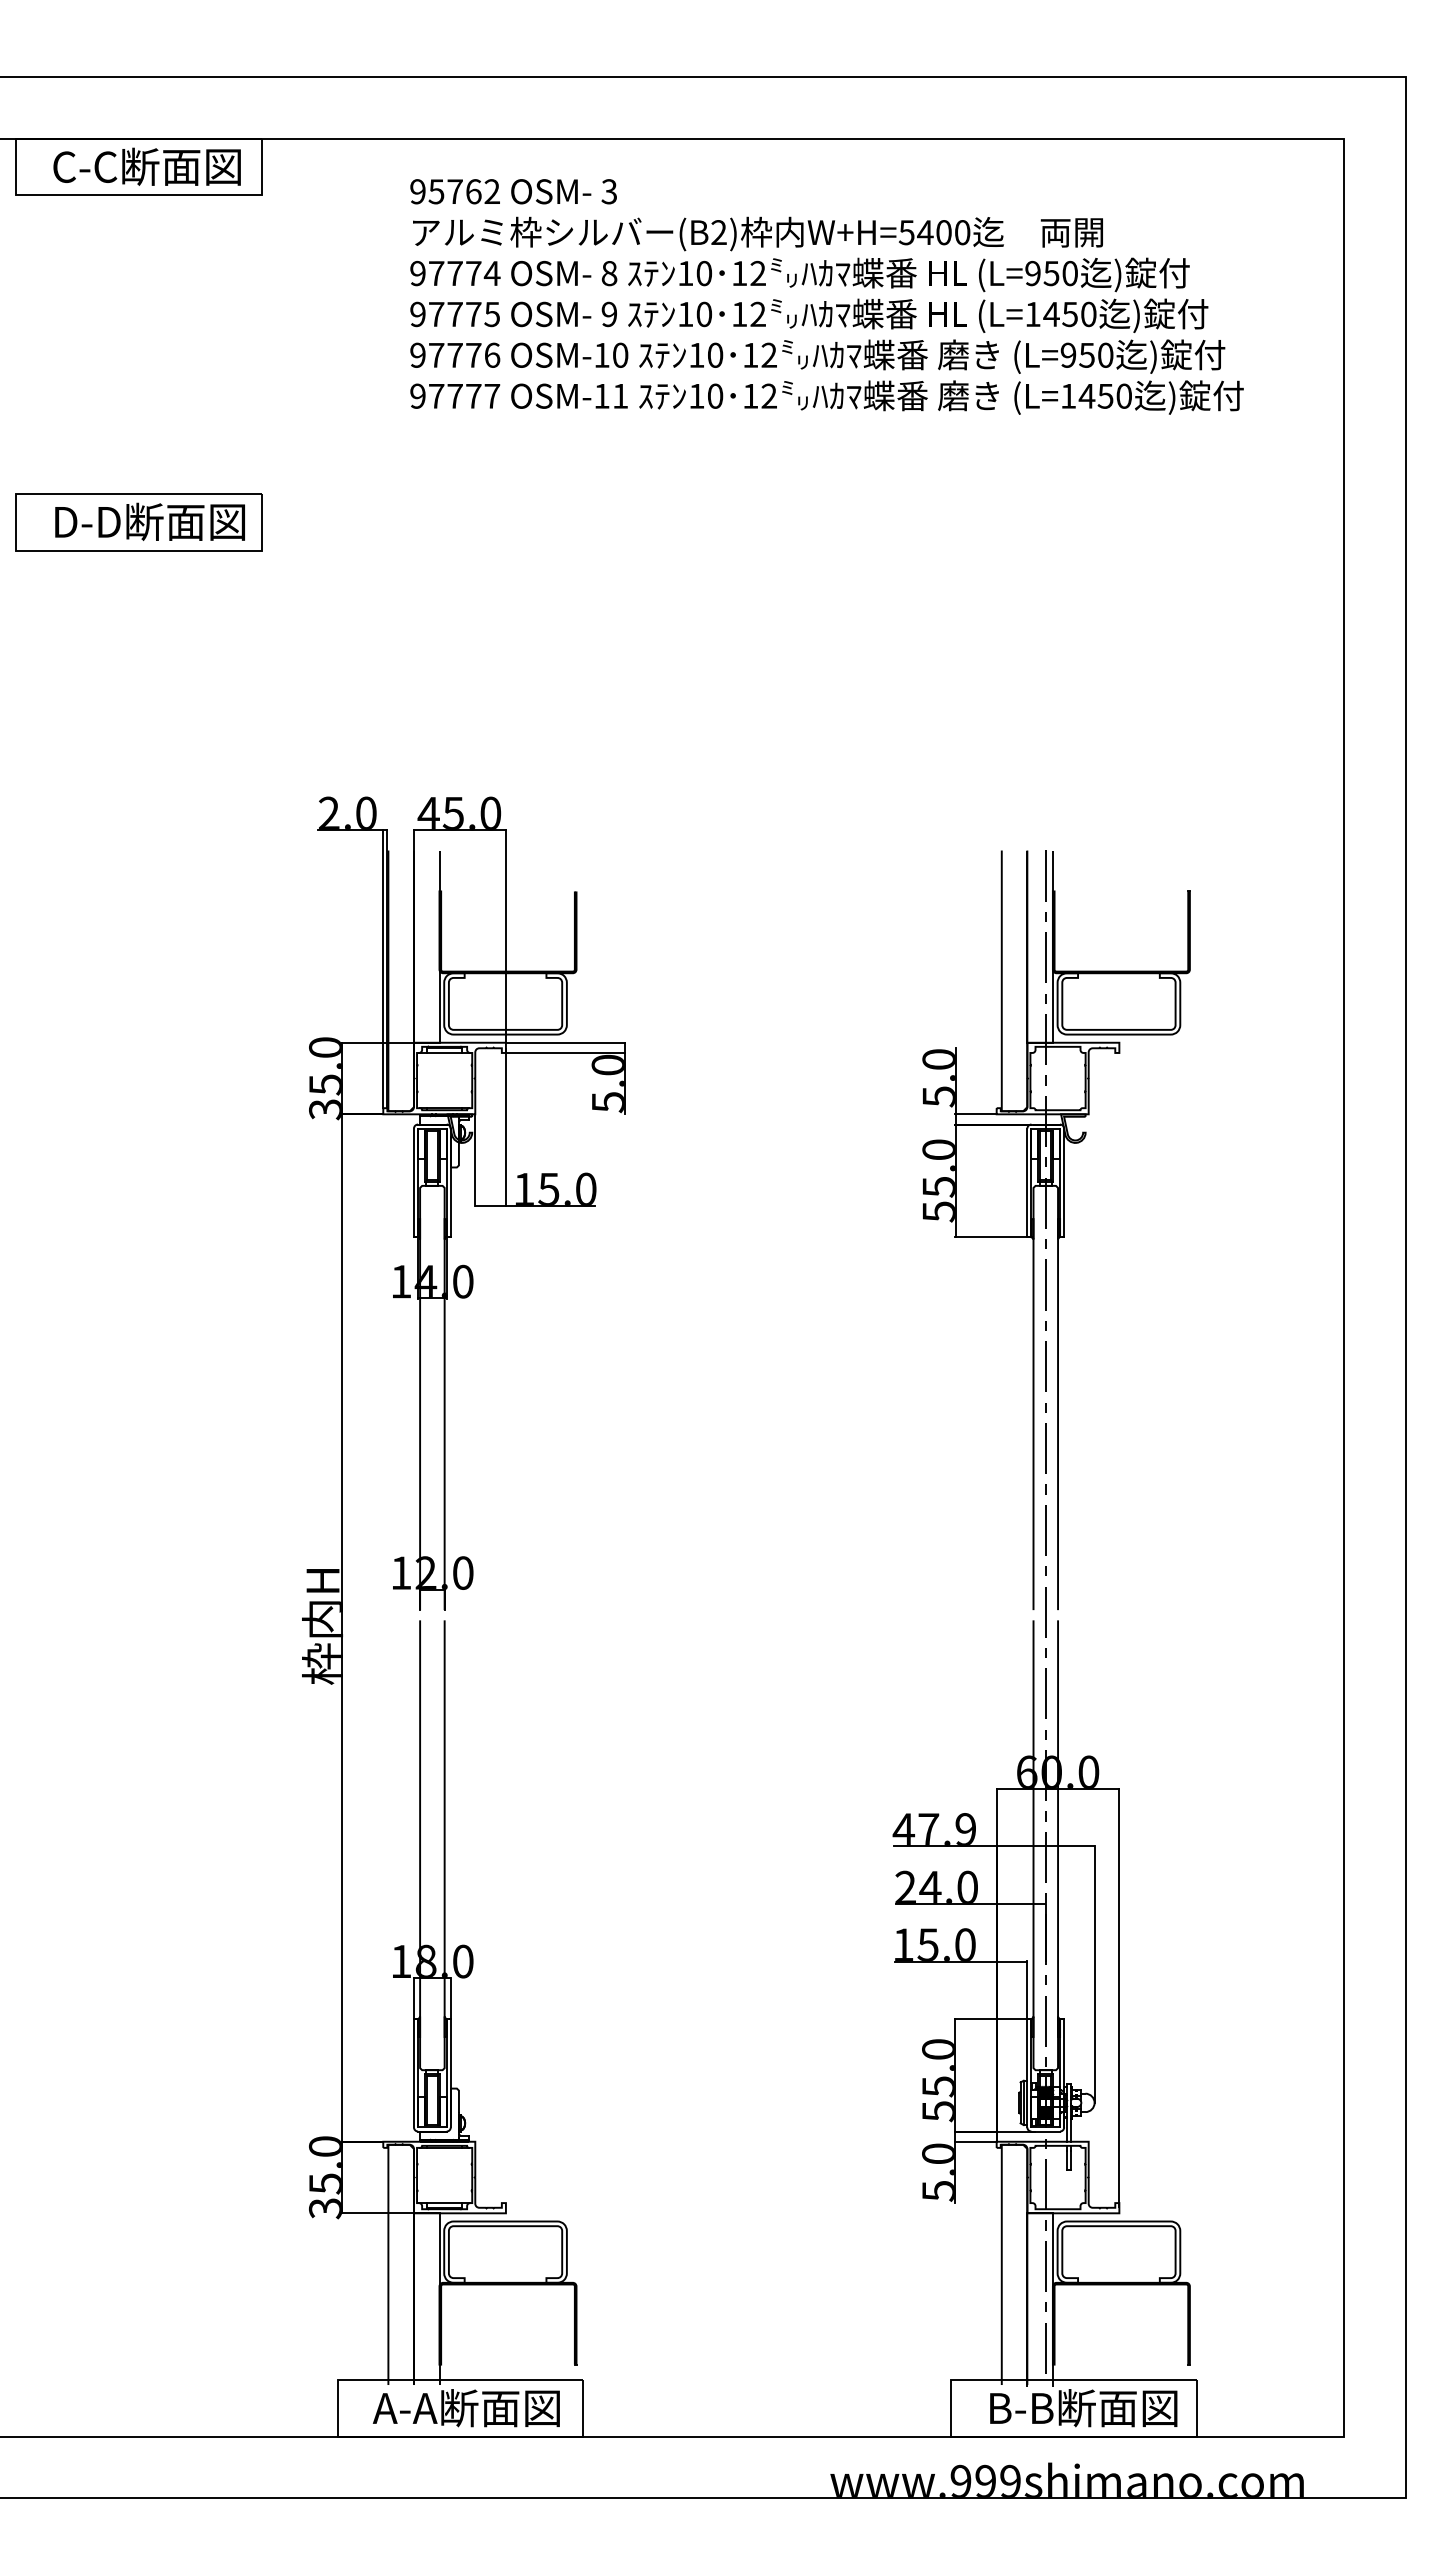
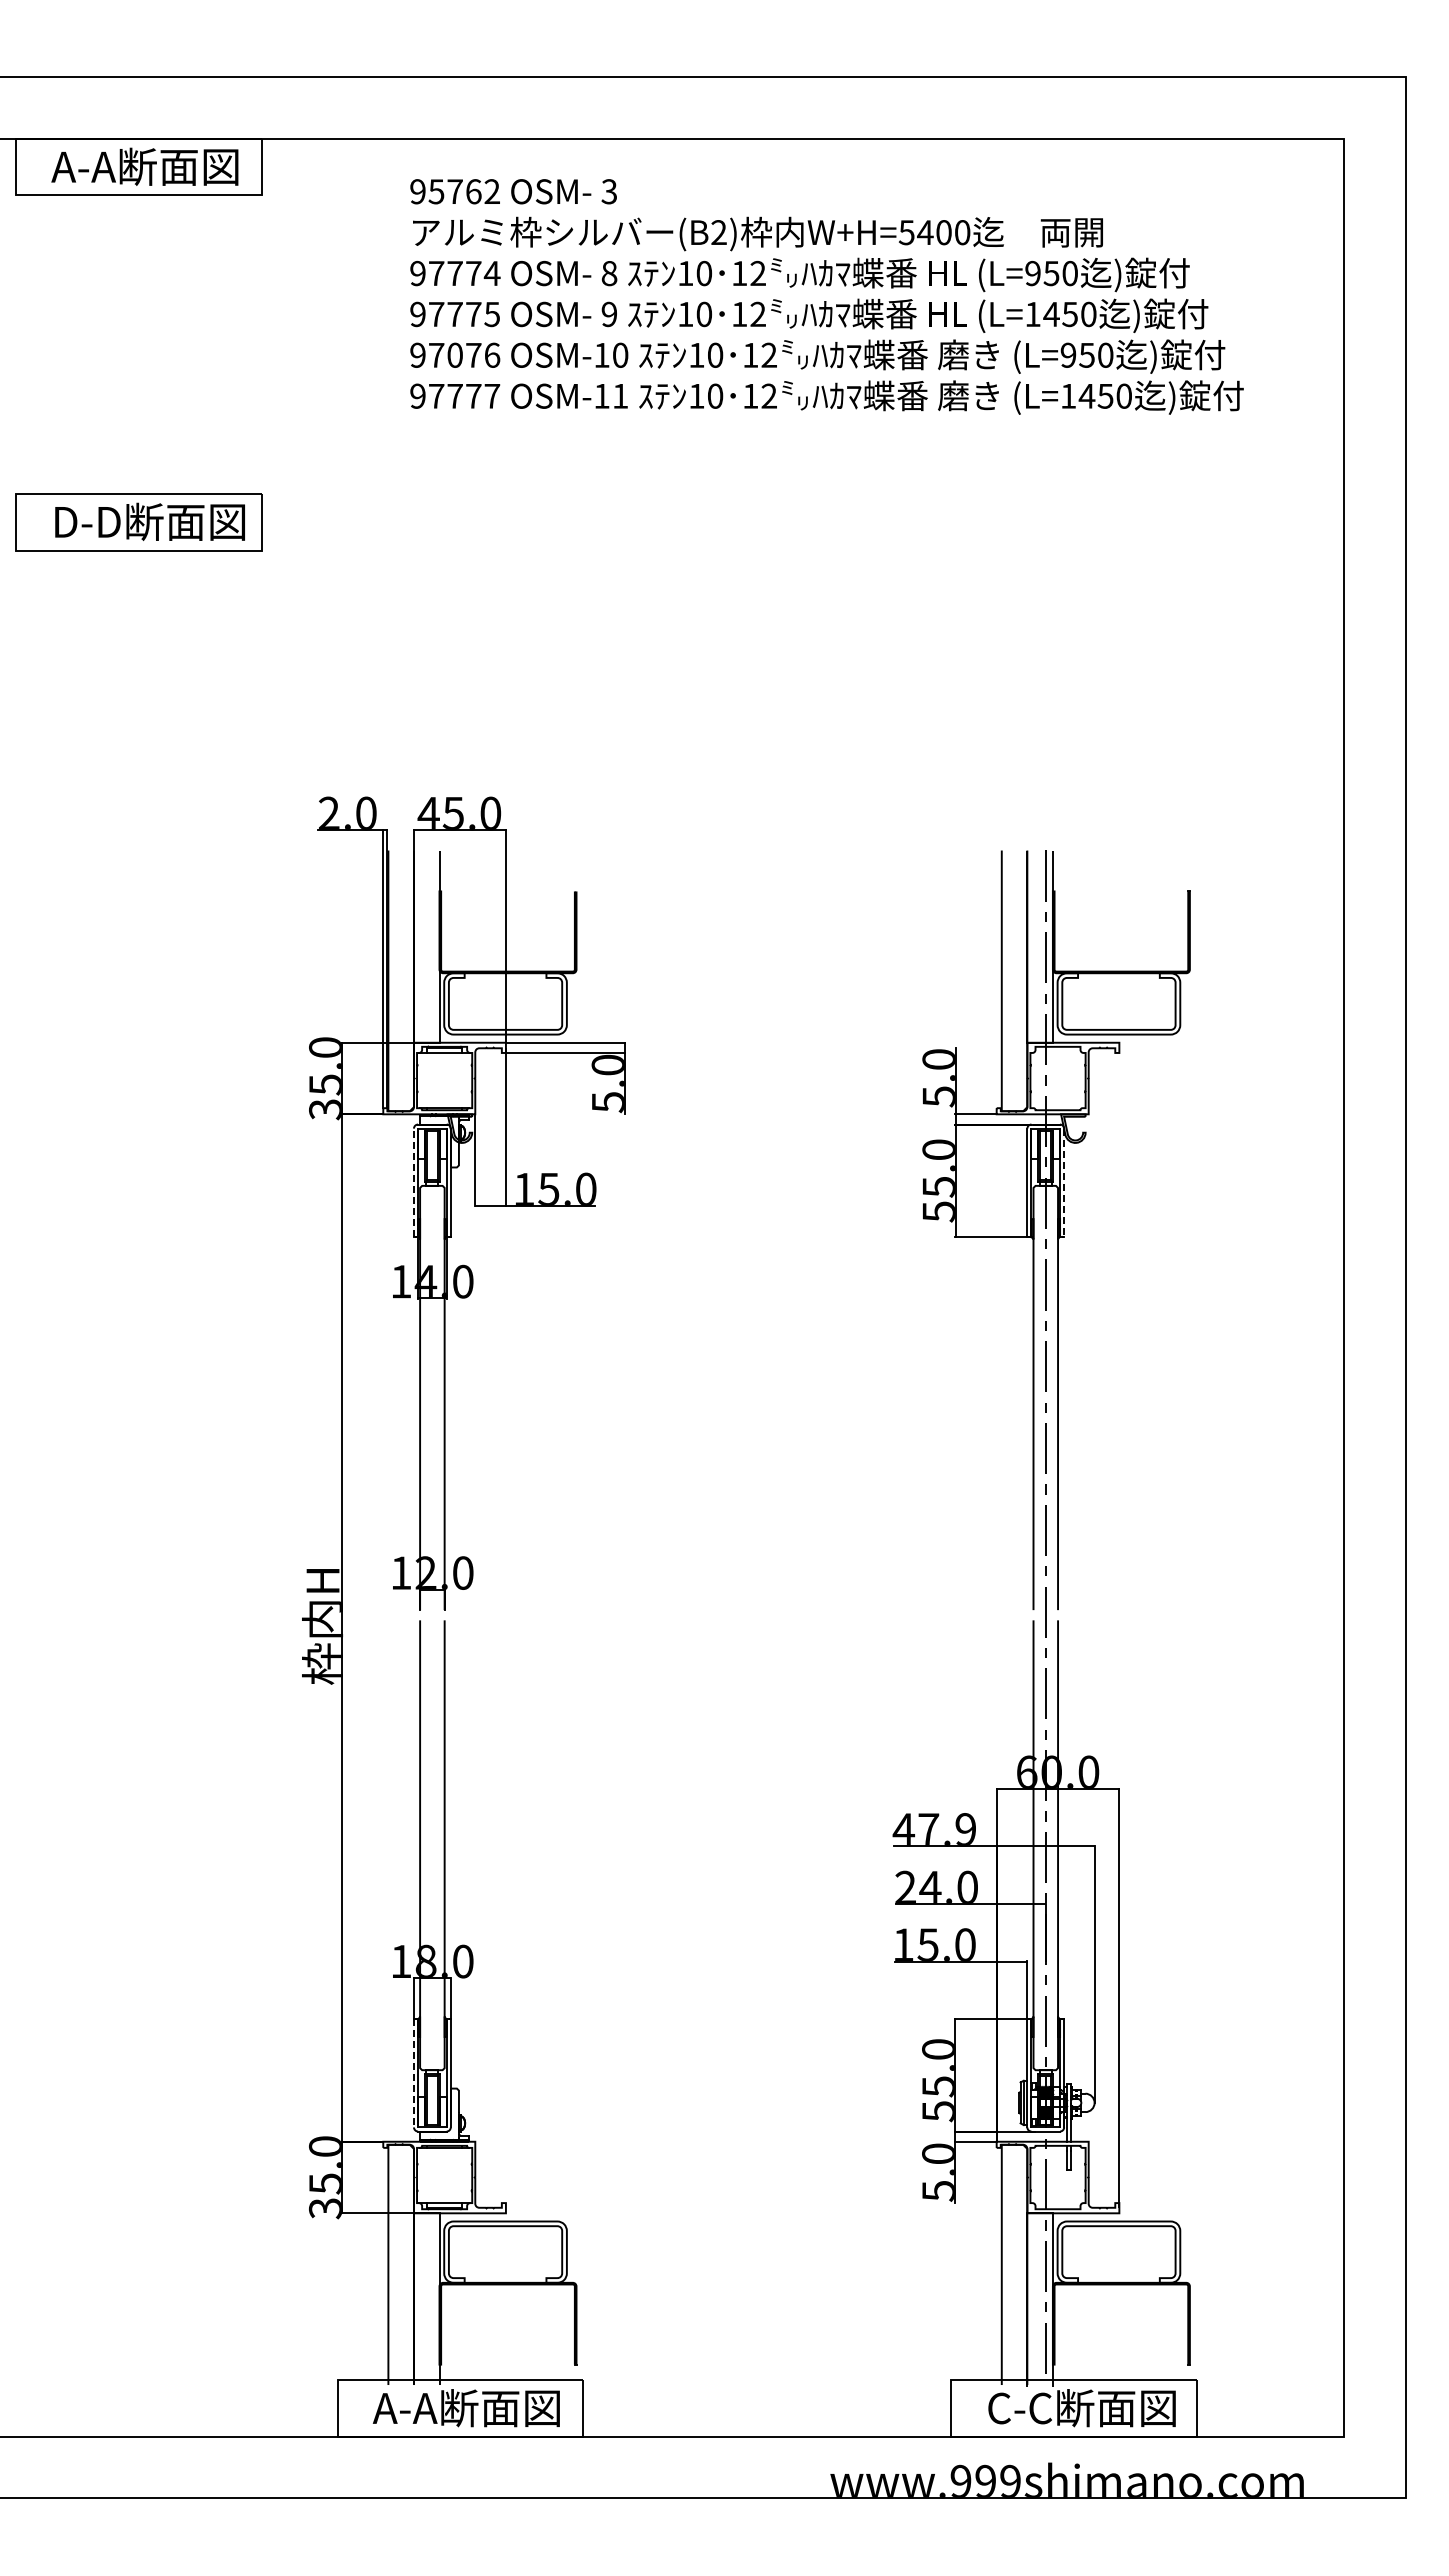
text: C-C断面図 -> A-A断面図 (145, 166)
text: 97776 -> 97076 (454, 354)
line: solid -> dashed (413, 1182)
line: solid -> dashed (1064, 1183)
line: solid -> dashed (413, 2073)
text: B-B断面図 -> C-C断面図 (1082, 2408)
